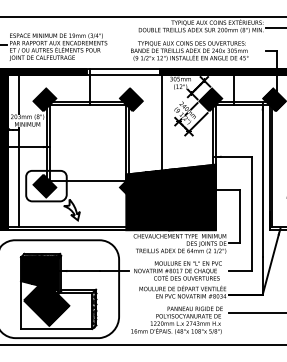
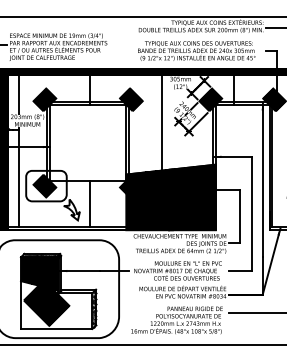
text position: (189, 50) -> (196, 50) (196, 50)
hatch: none -> present (123, 71)
line: none -> present (90, 204)
